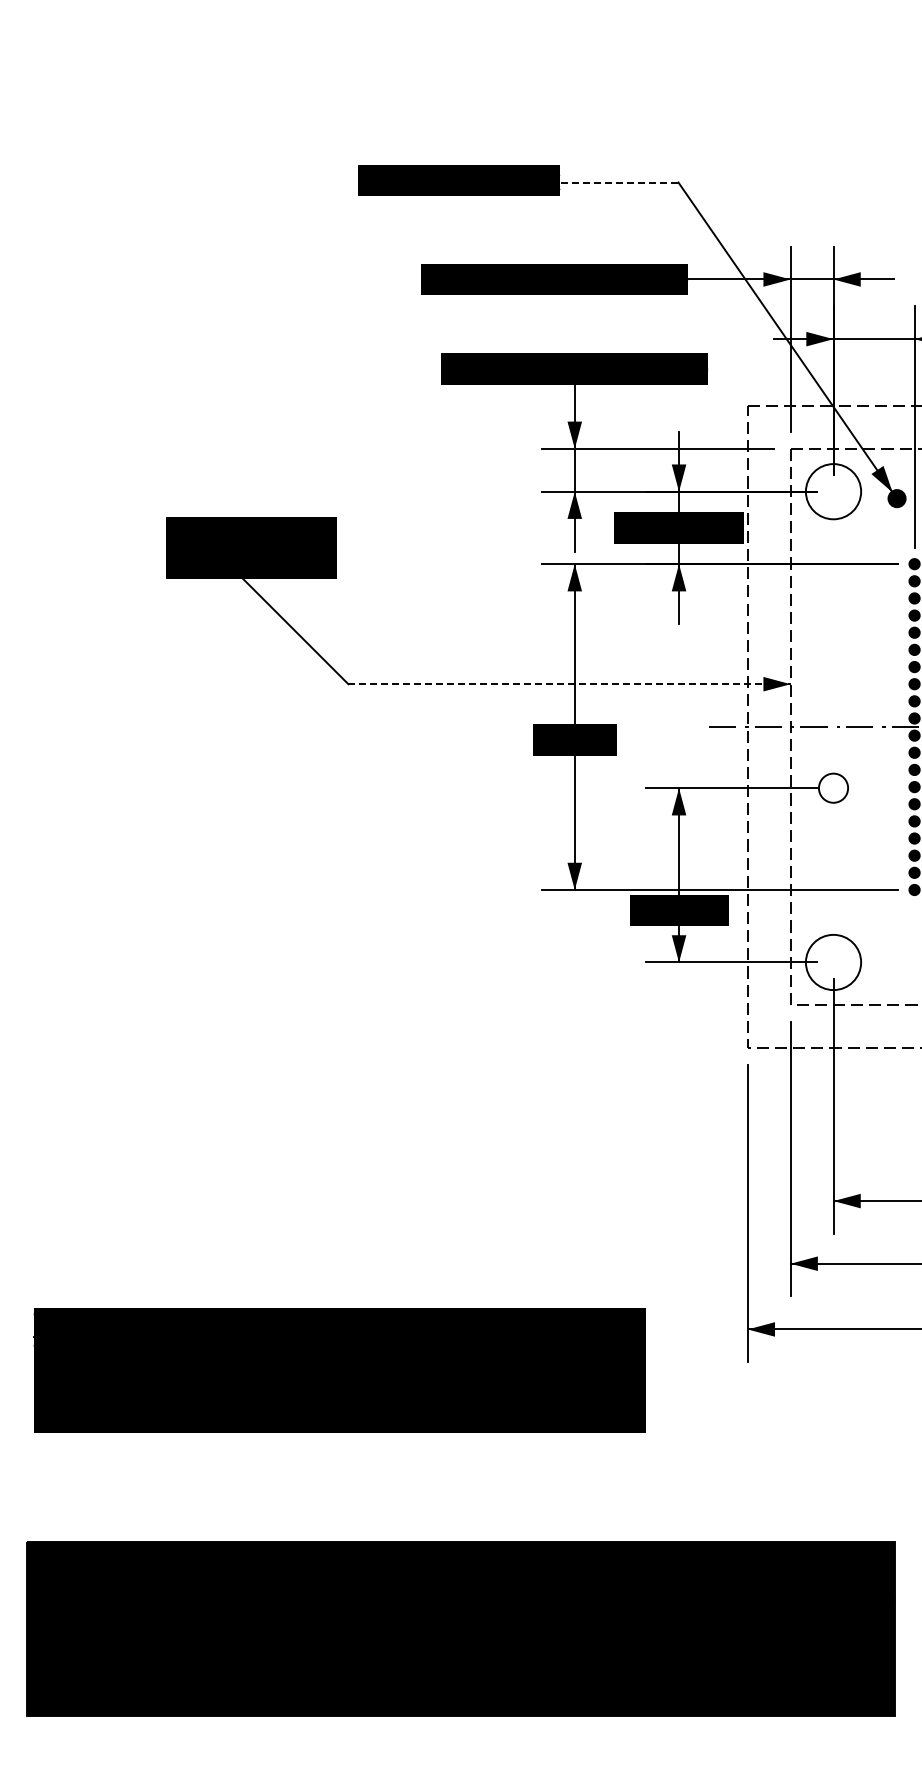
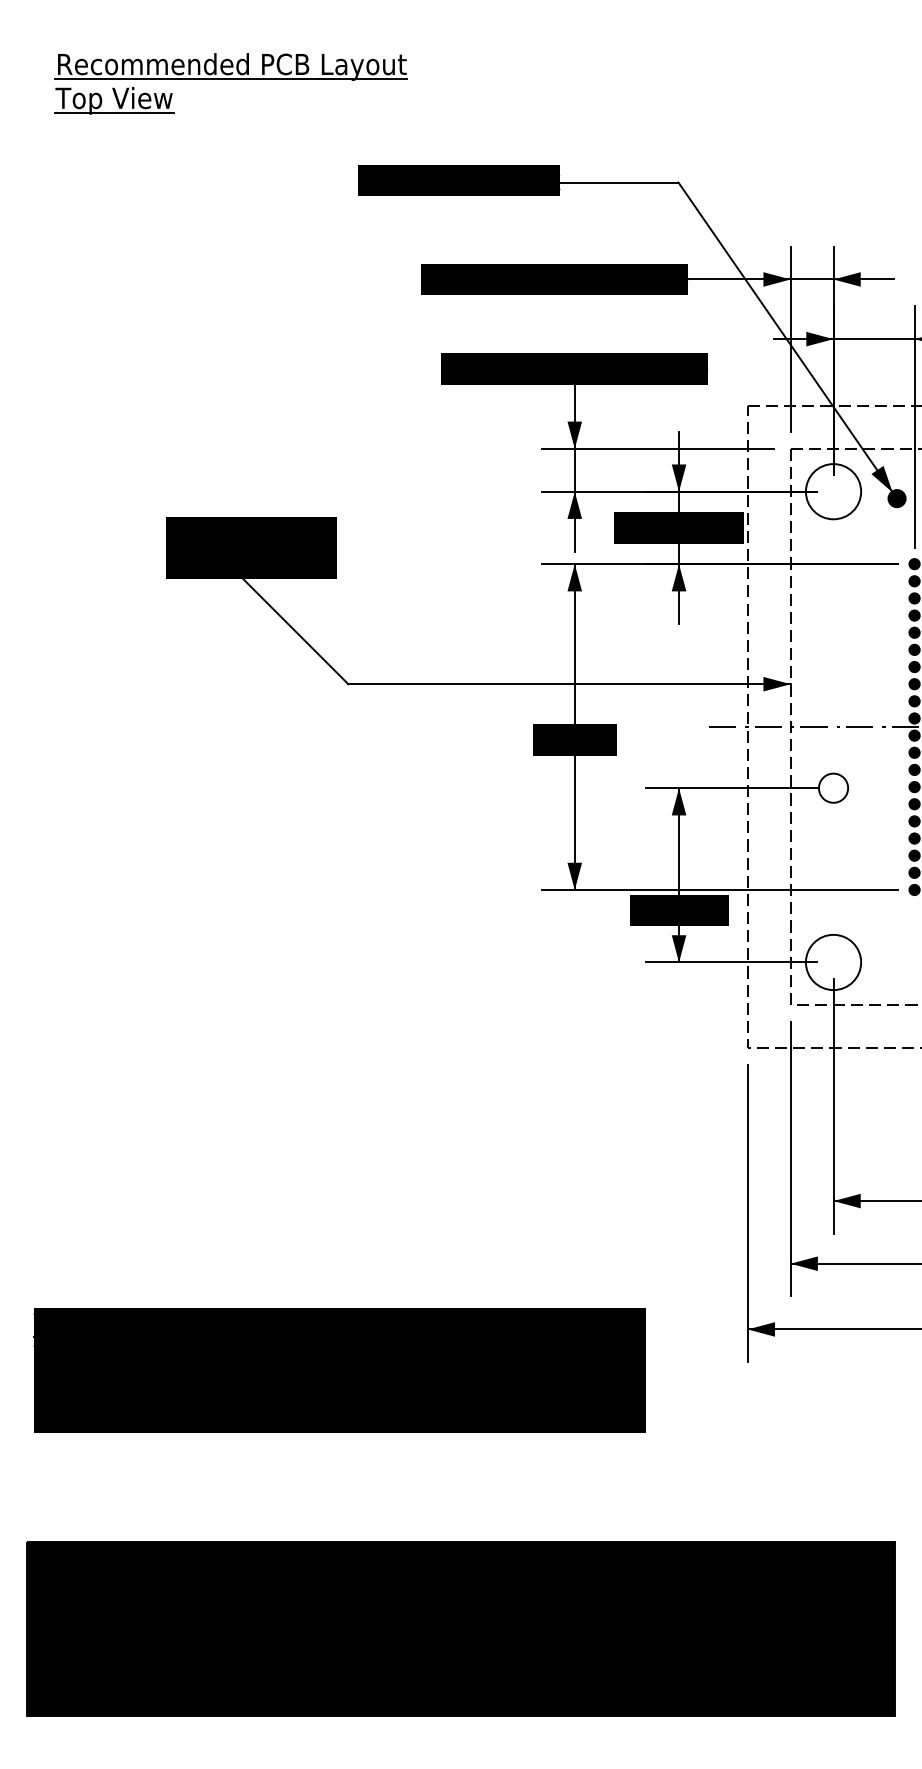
part: none -> present (230, 83)
line: dashed -> solid (618, 182)
line: dashed -> solid (570, 684)
